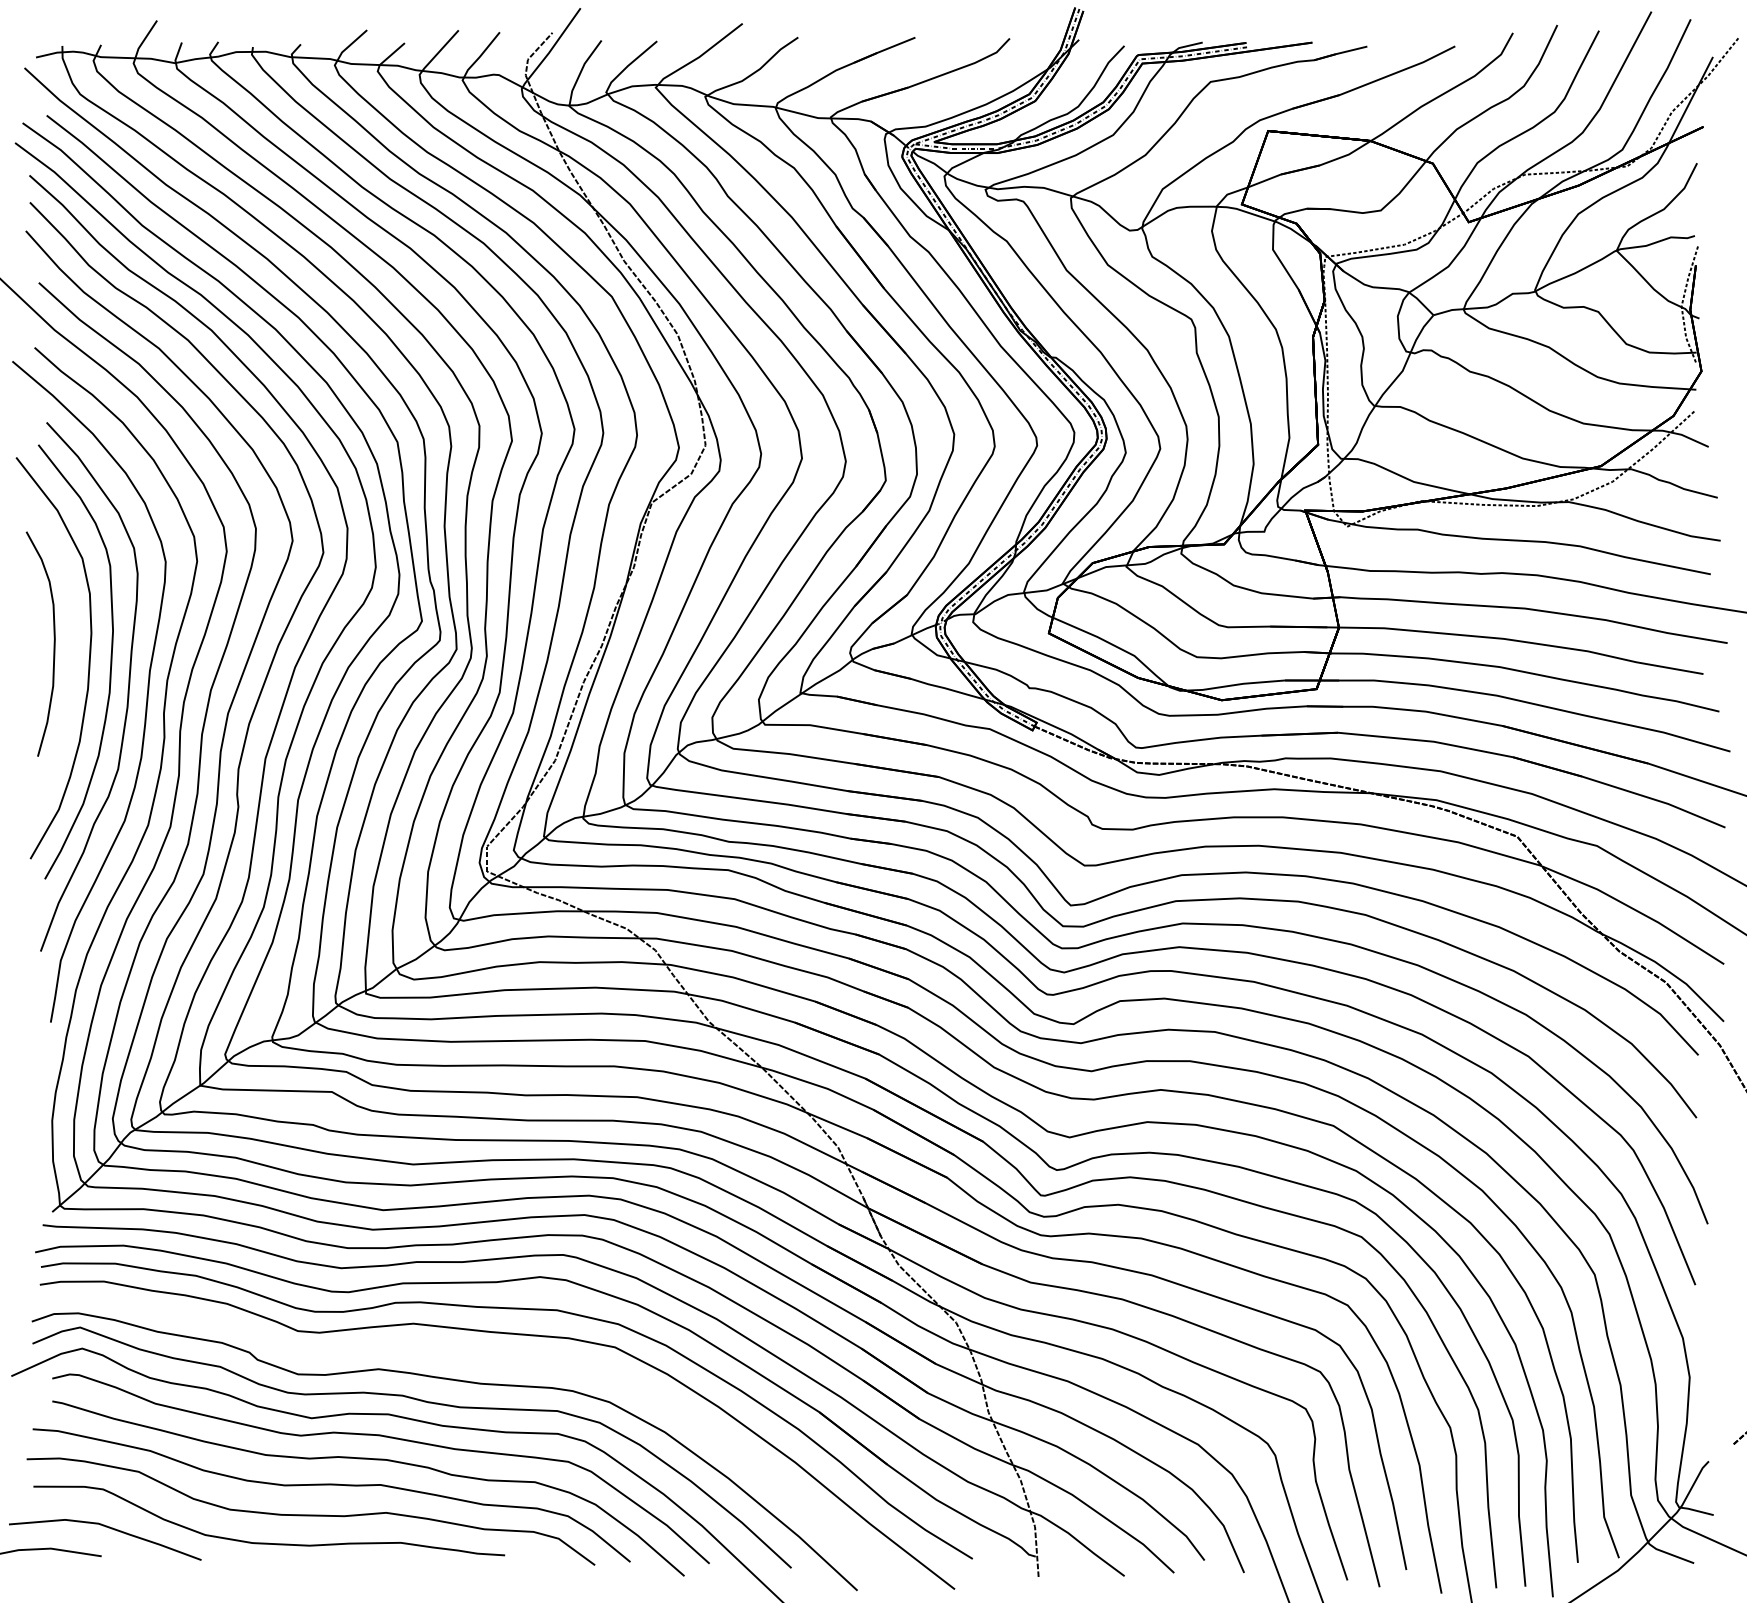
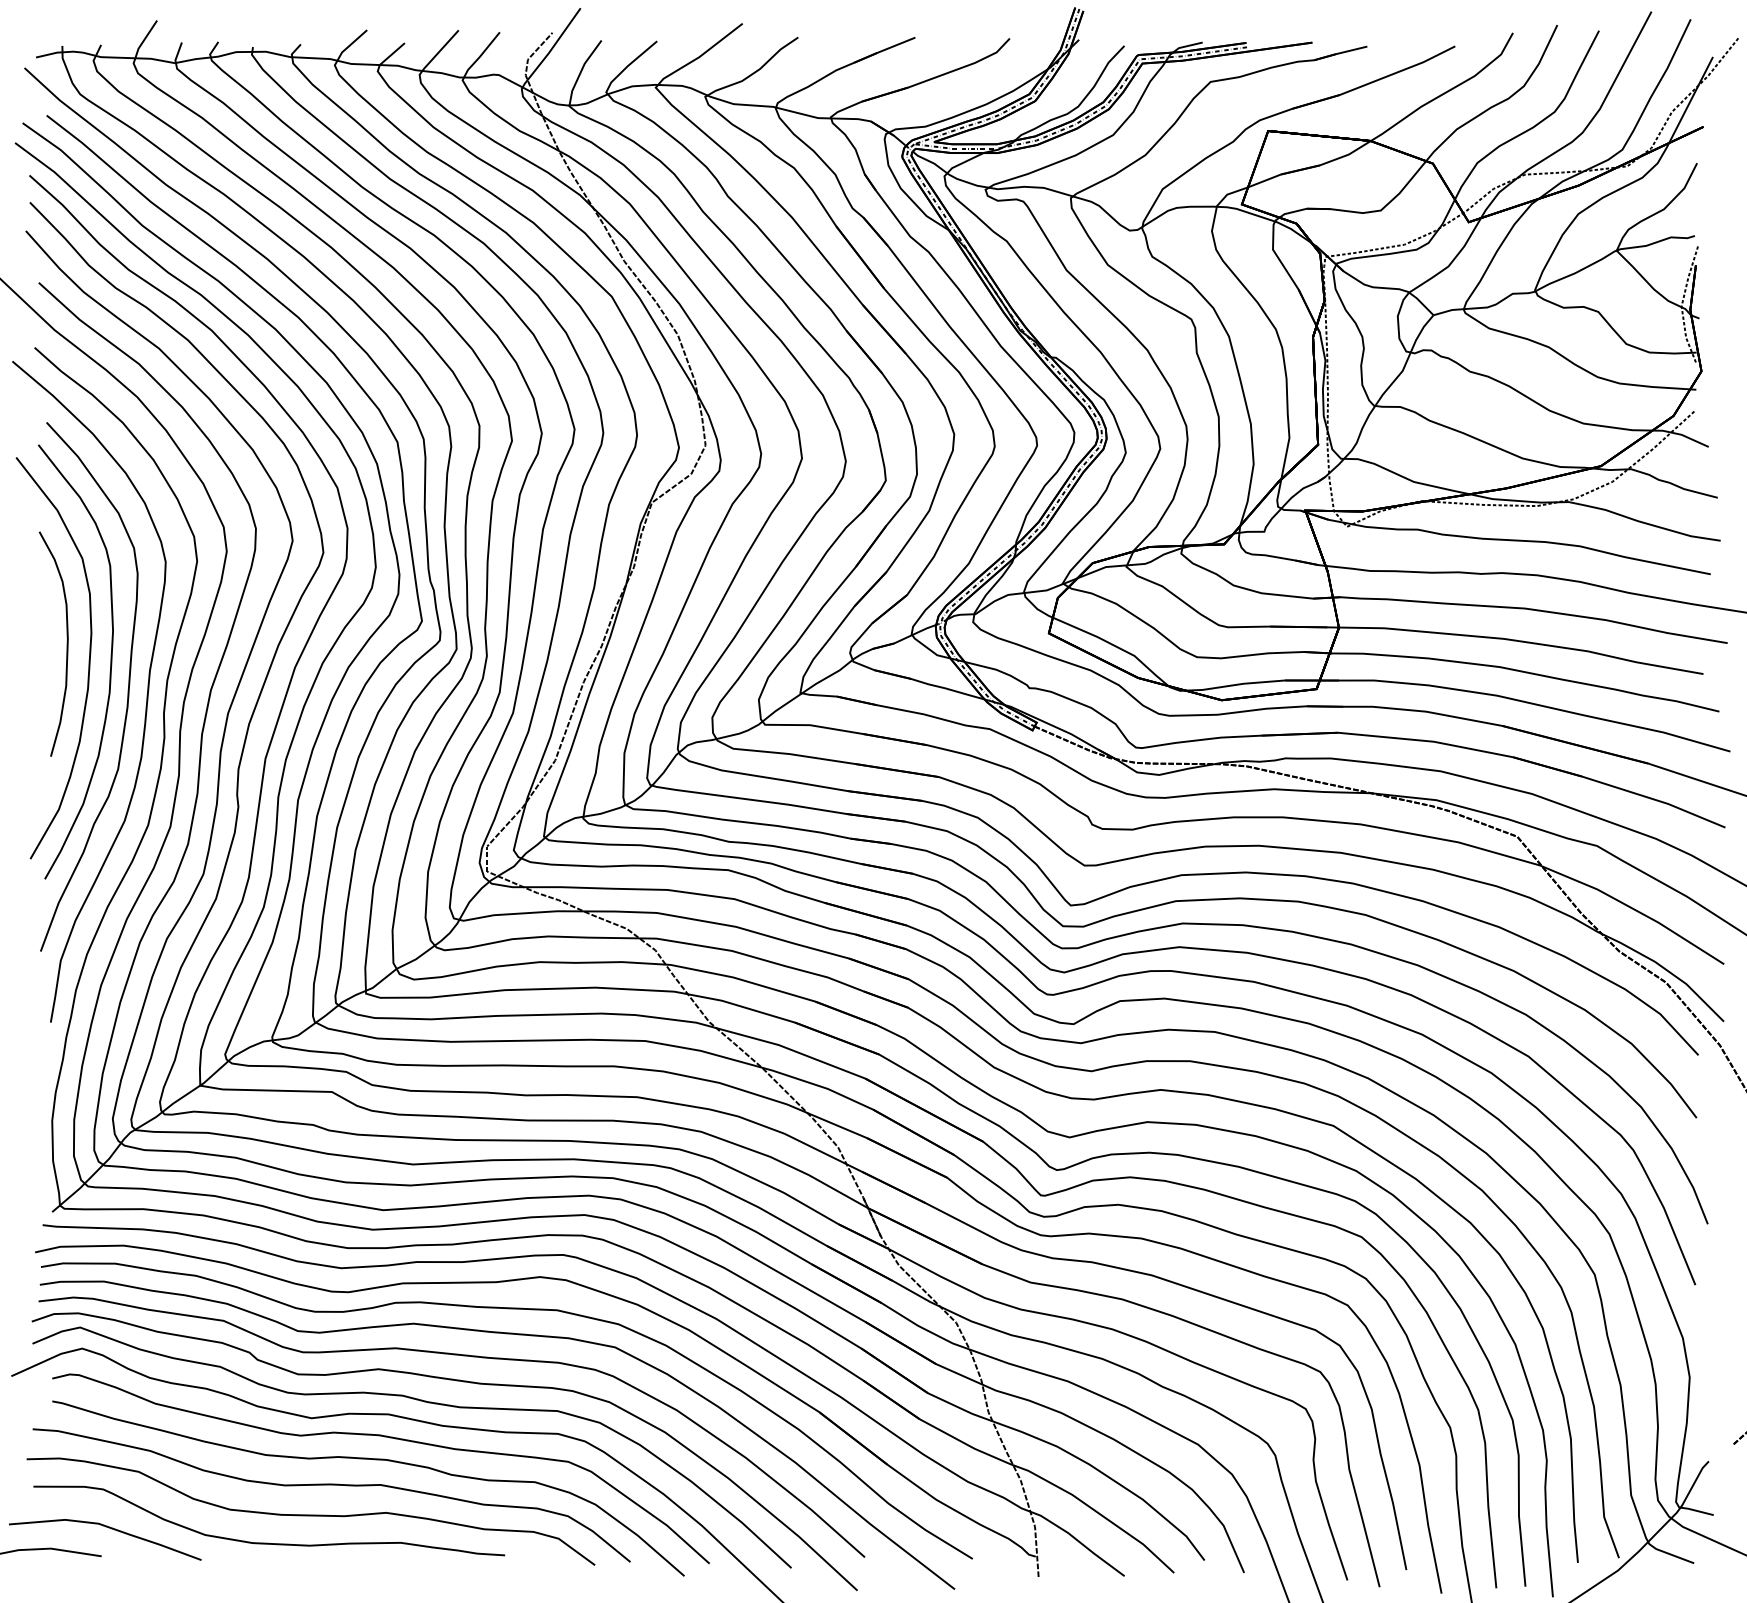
curve position: (53, 643) -> (66, 643) (66, 643)
curve: none -> present (462, 1356)
